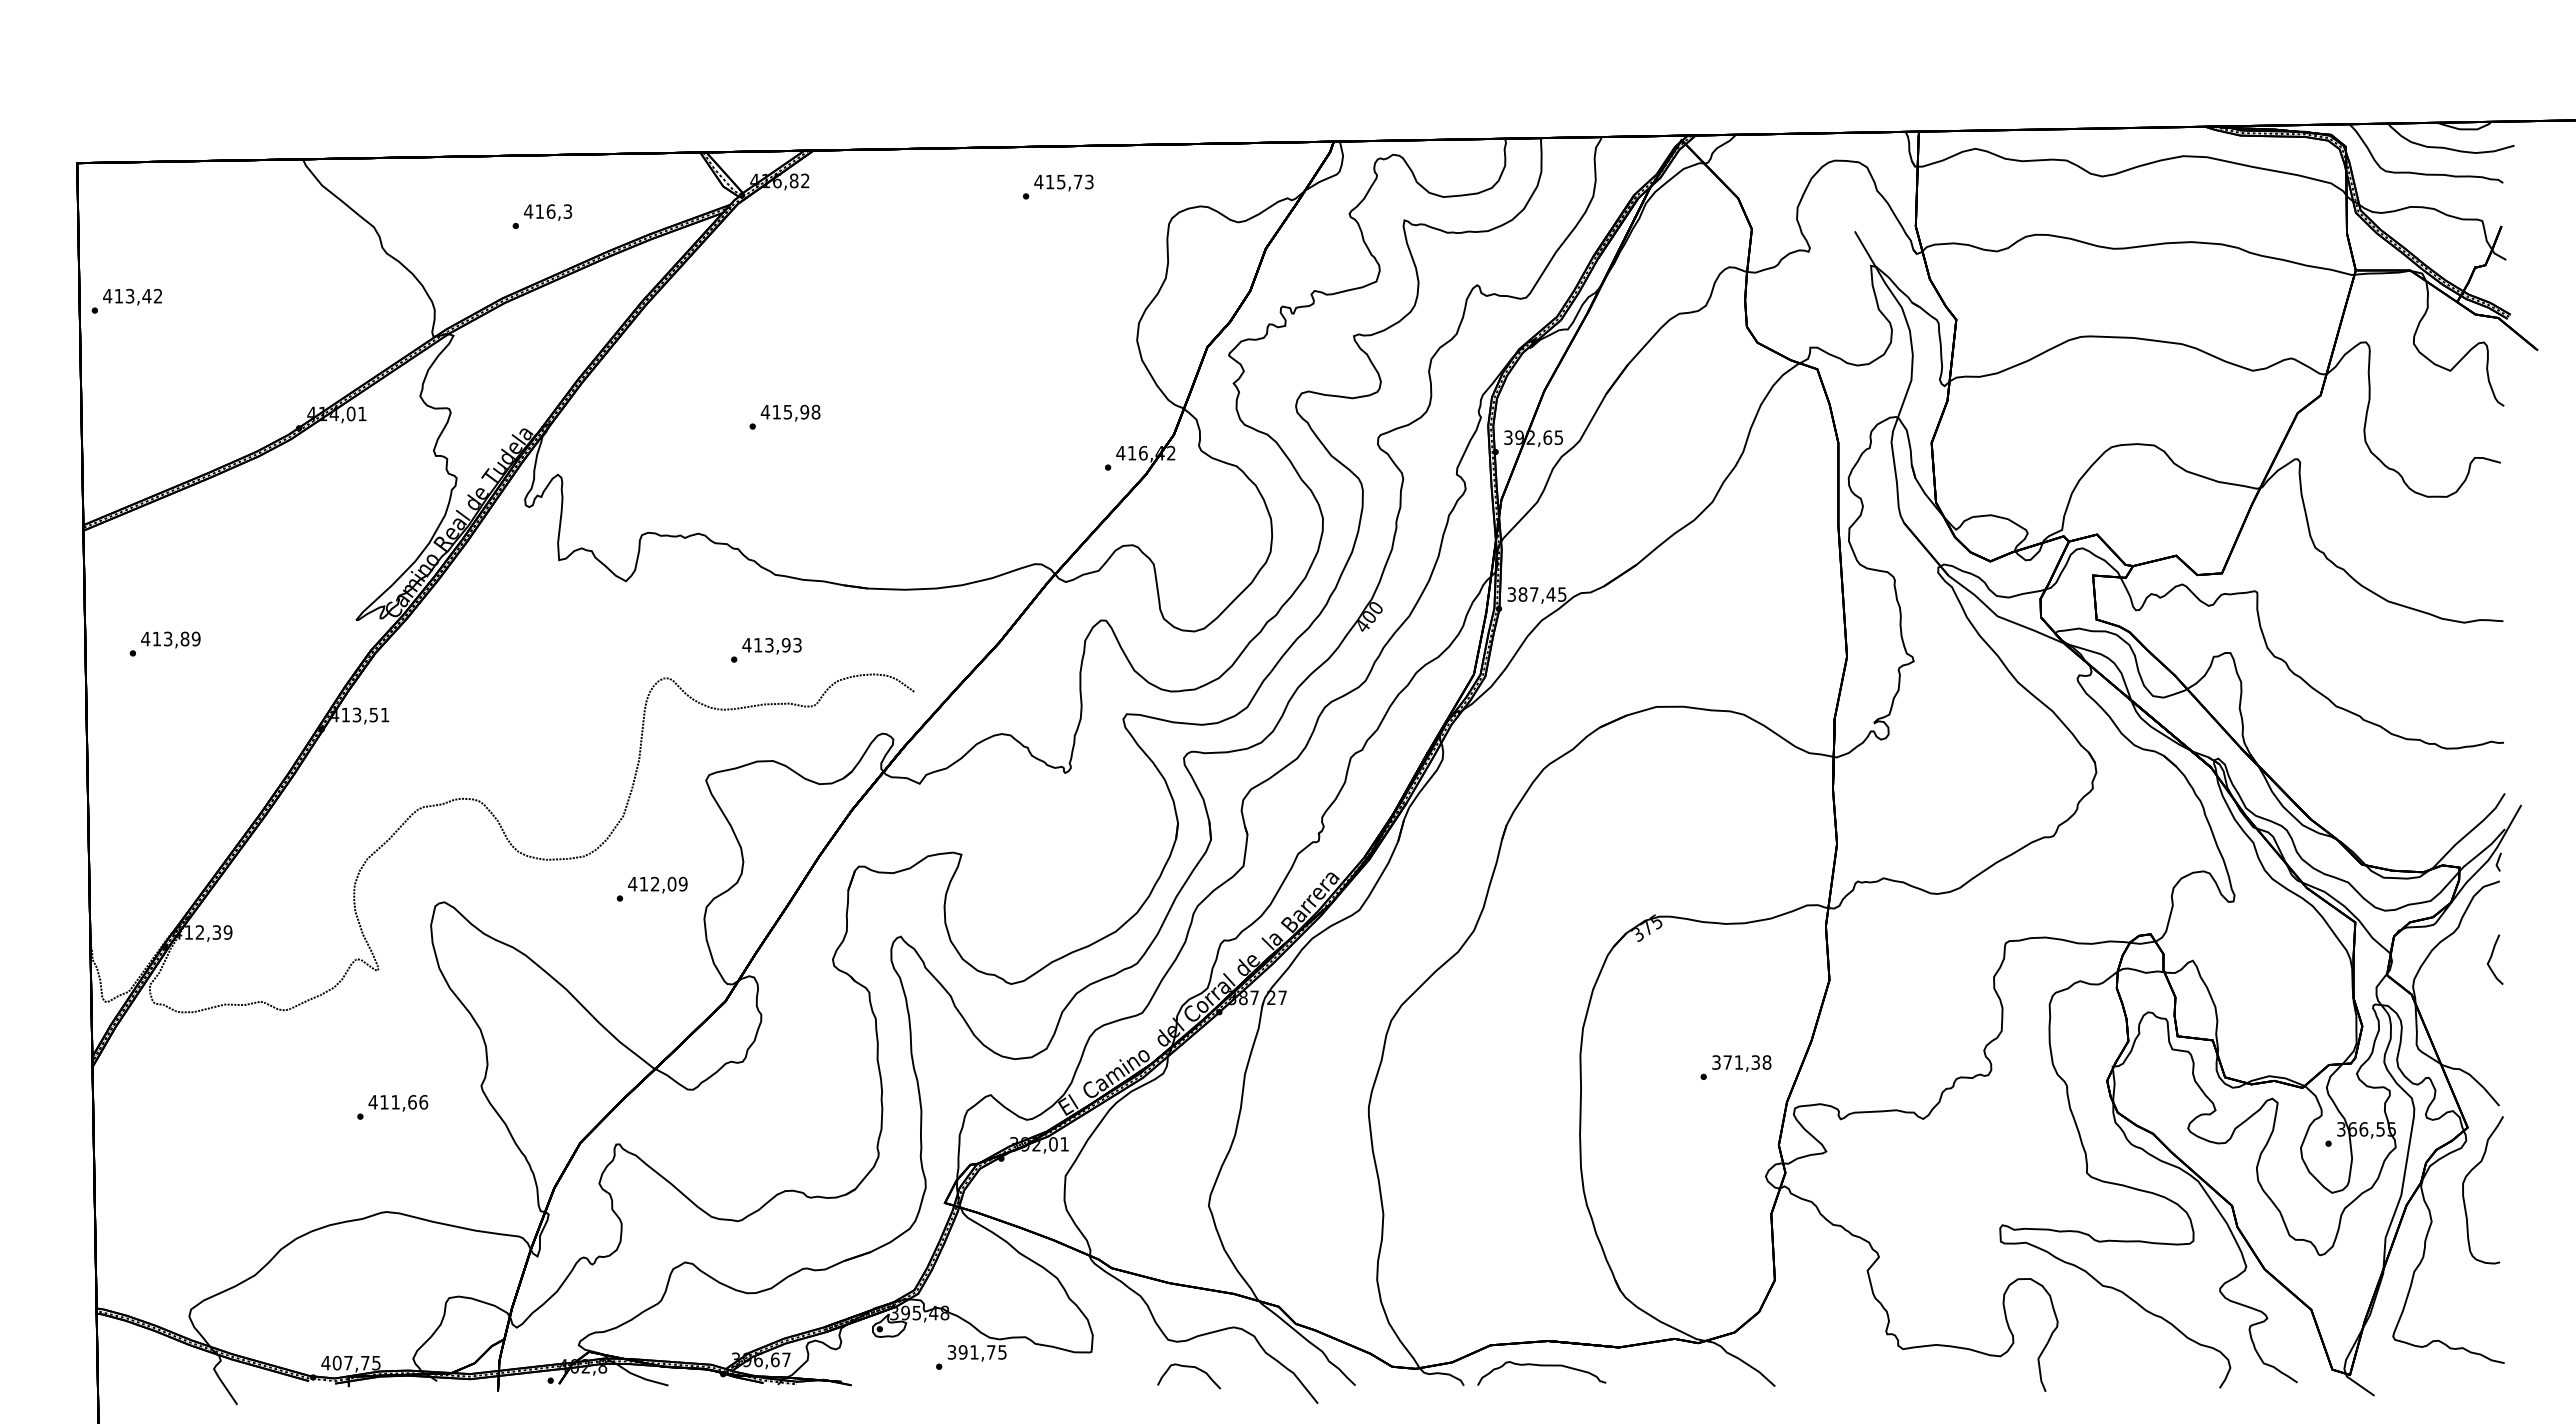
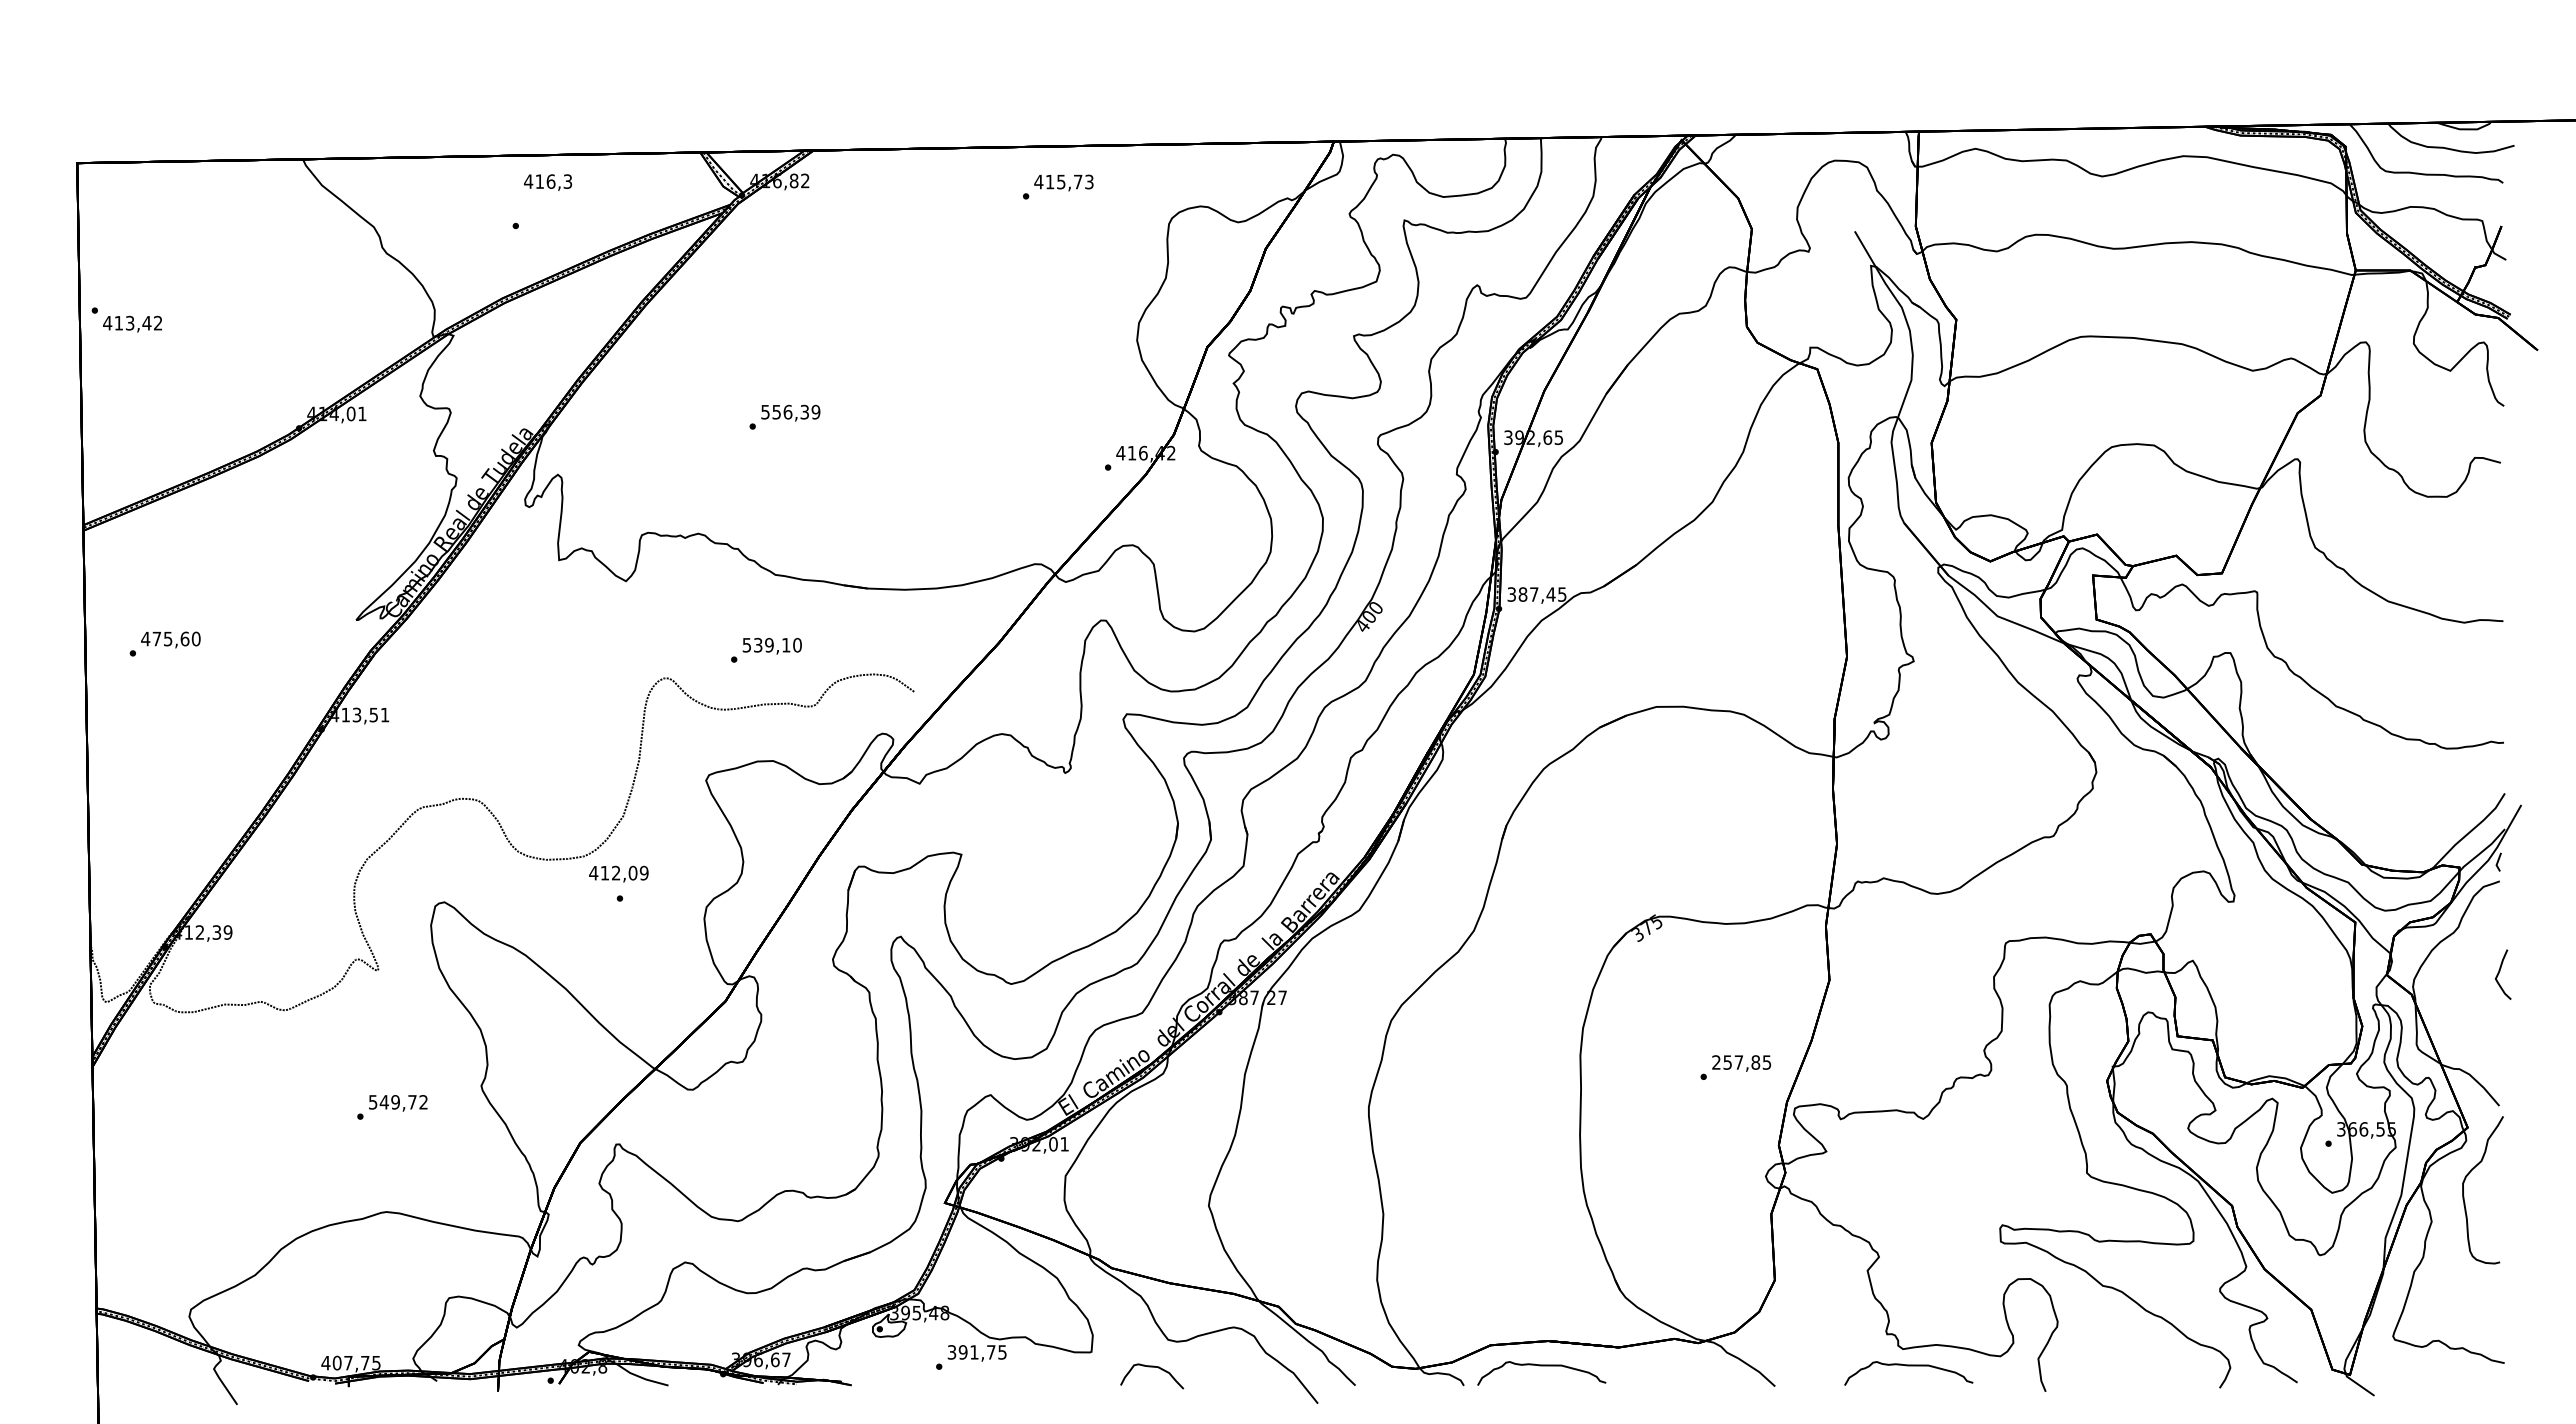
text position: (548, 212) -> (548, 182) (548, 182)
text position: (132, 296) -> (132, 323) (132, 323)
text: 415,98 -> 556,39 (790, 411)
text: 413,89 -> 475,60 (176, 638)
text: 413,93 -> 539,10 (771, 644)
text position: (657, 884) -> (618, 873) (618, 873)
curve position: (2491, 958) -> (2499, 973) (2499, 973)
text: 371,38 -> 257,85 (1741, 1062)
text: 411,66 -> 549,72 (398, 1102)
curve: none -> present (1908, 1366)
curve position: (1189, 1367) -> (1152, 1367) (1152, 1367)
